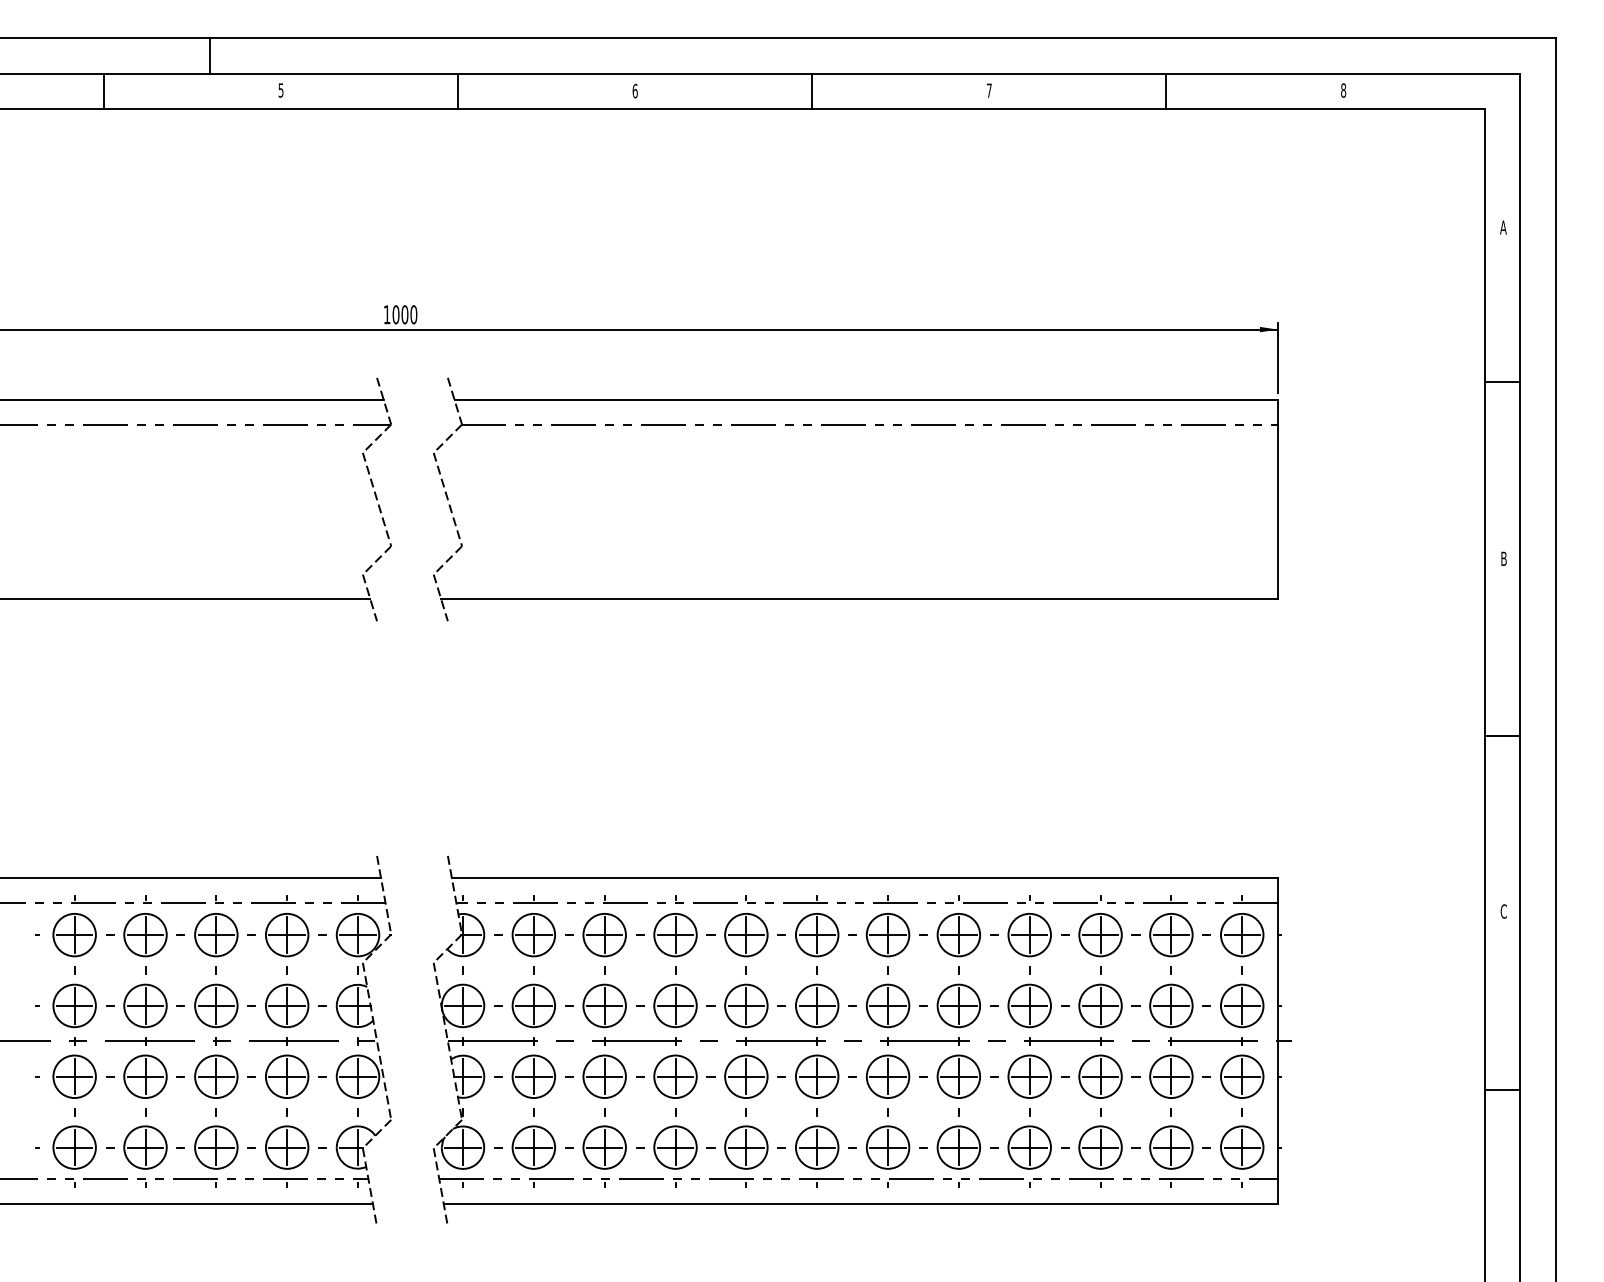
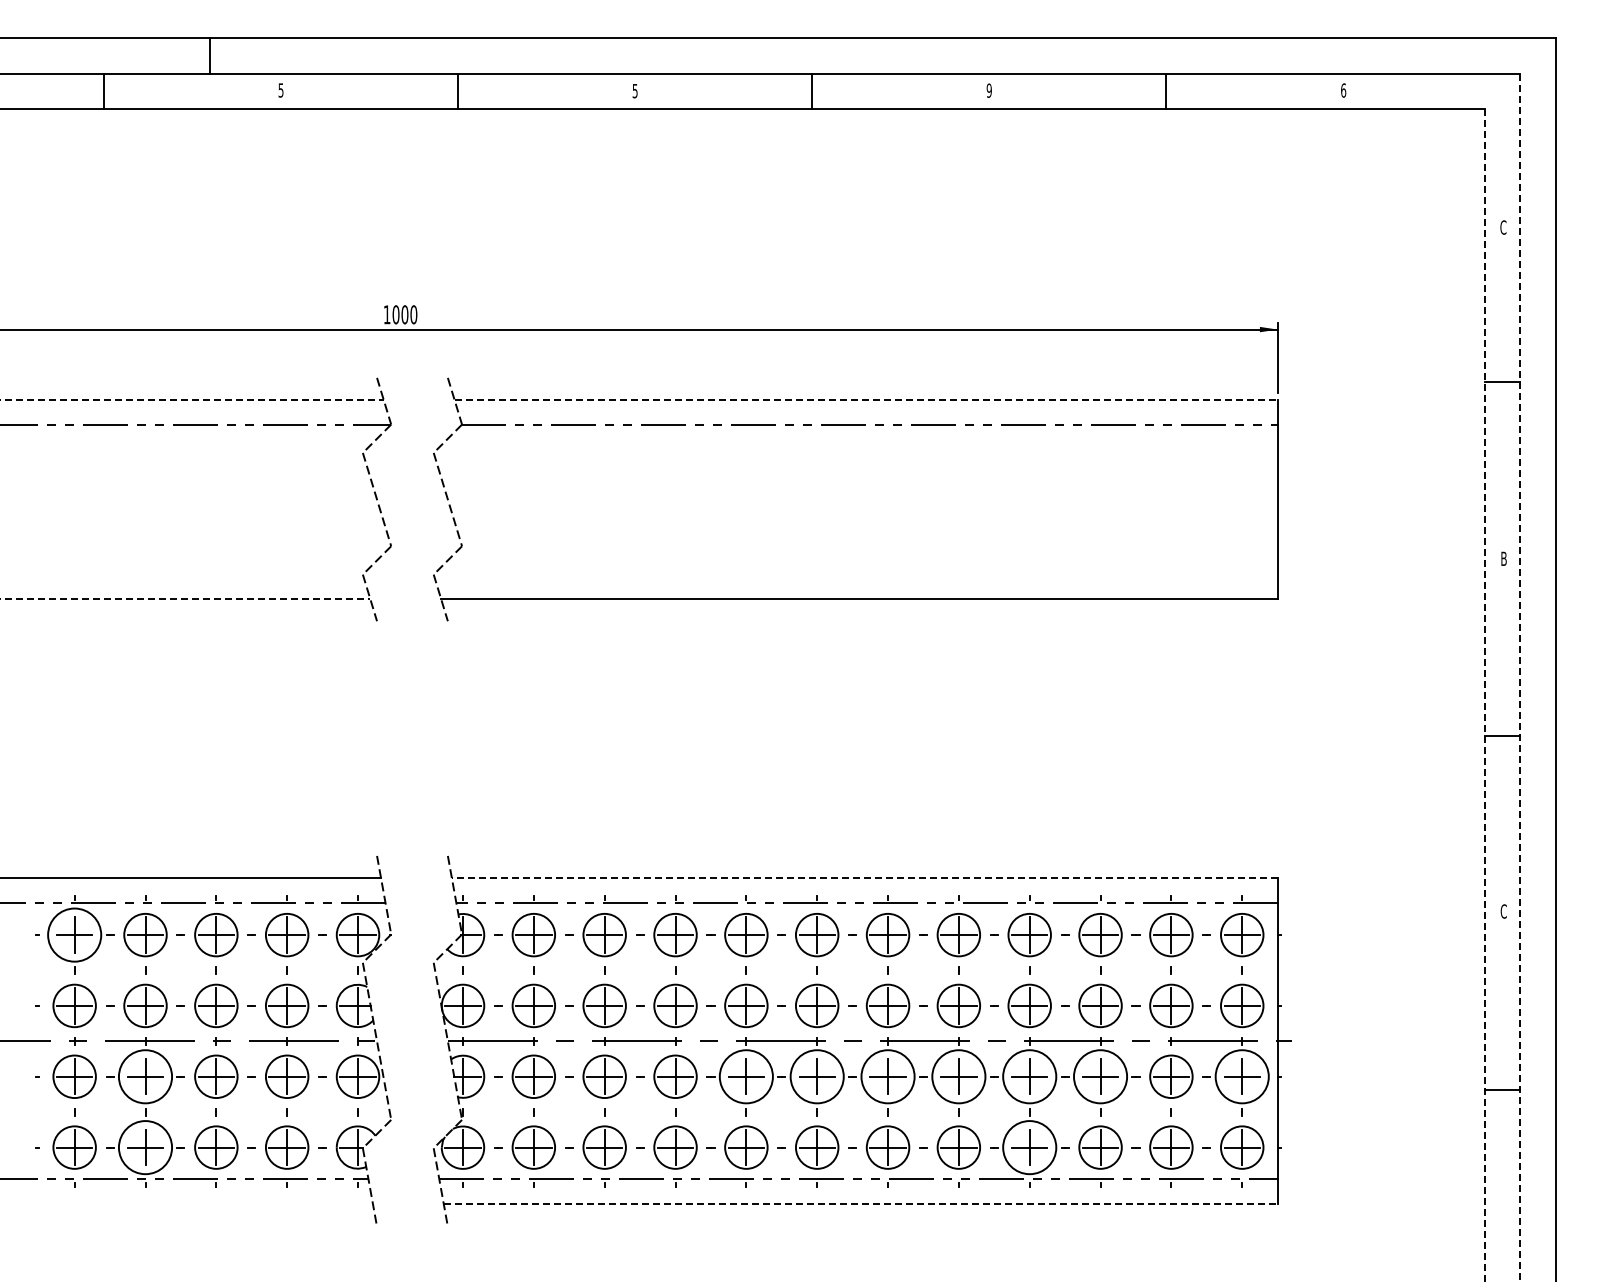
text: 6 -> 5 (634, 90)
text: 7 -> 9 (988, 90)
text: 8 -> 6 (1343, 90)
text: A -> C (1503, 227)
line: solid -> dashed (192, 400)
line: solid -> dashed (866, 400)
line: solid -> dashed (185, 598)
line: solid -> dashed (1520, 677)
line: solid -> dashed (1485, 695)
line: solid -> dashed (864, 878)
circle diameter: 43 px -> 53 px (74, 934)
circle diameter: 43 px -> 53 px (145, 1076)
circle diameter: 43 px -> 53 px (745, 1076)
circle diameter: 43 px -> 53 px (816, 1076)
circle diameter: 43 px -> 53 px (887, 1076)
circle diameter: 43 px -> 53 px (958, 1076)
circle diameter: 43 px -> 53 px (1029, 1076)
circle diameter: 43 px -> 53 px (1100, 1076)
circle diameter: 43 px -> 53 px (1241, 1076)
circle diameter: 43 px -> 53 px (145, 1147)
circle diameter: 43 px -> 53 px (1029, 1147)
line: present -> none (187, 1204)
line: solid -> dashed (860, 1204)
